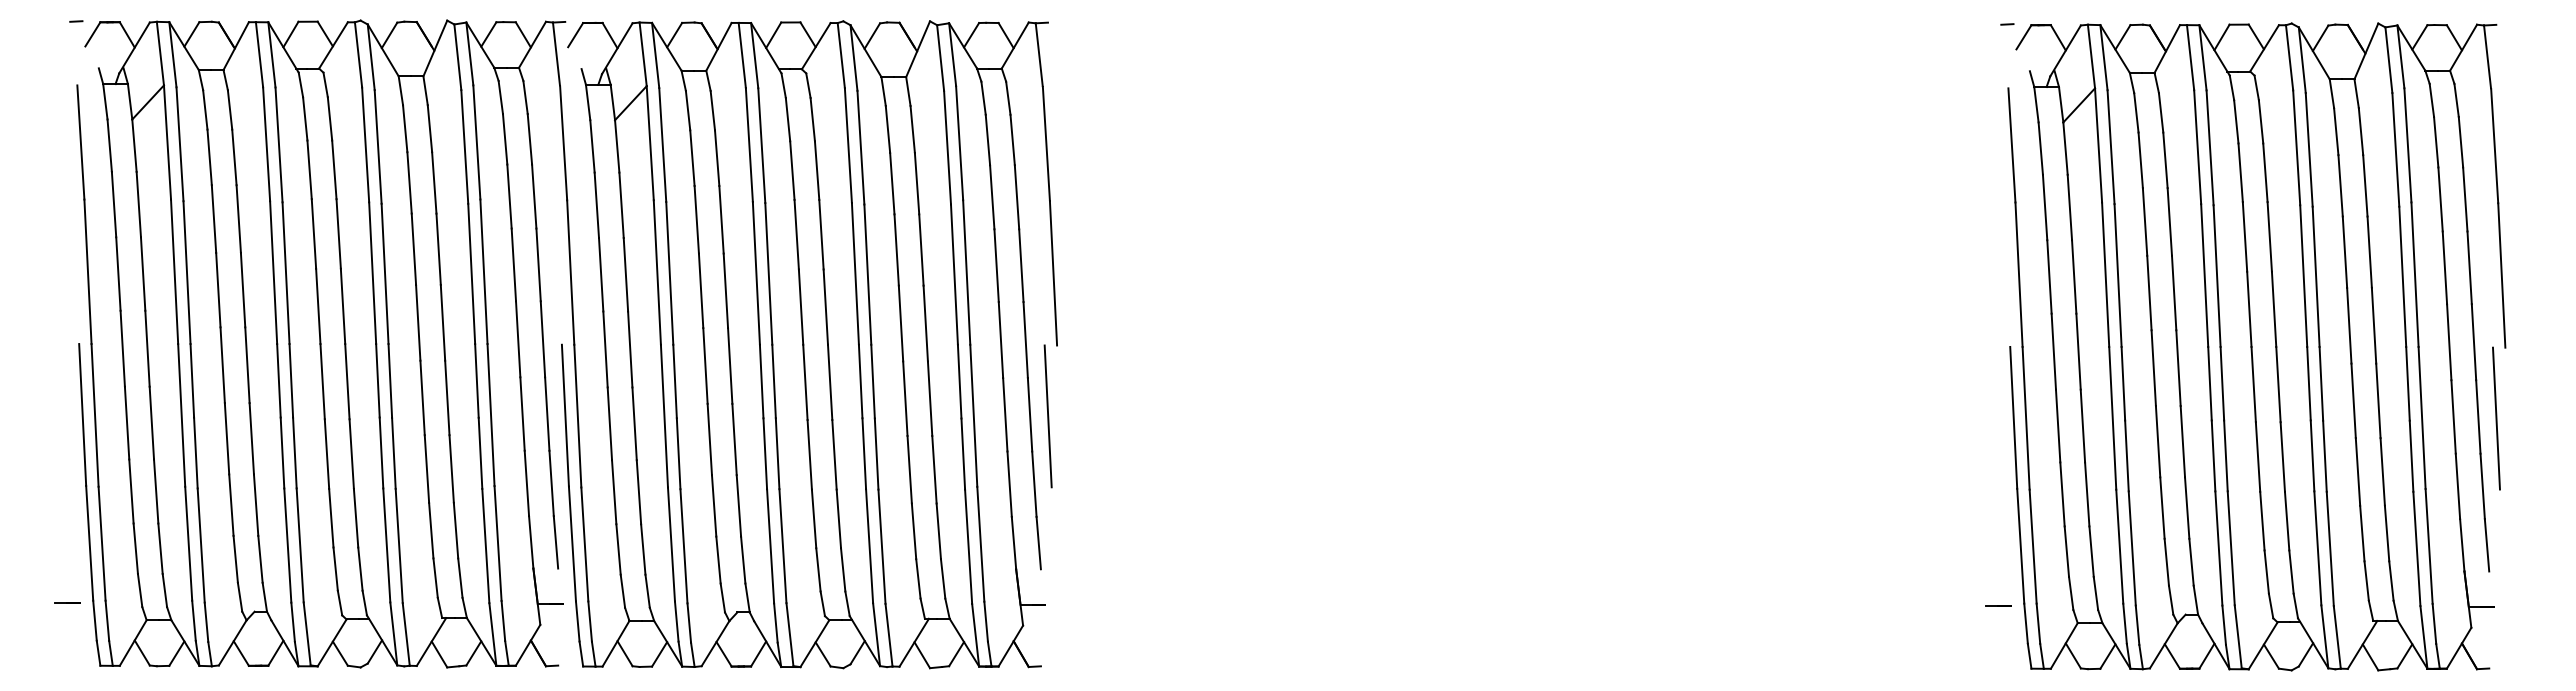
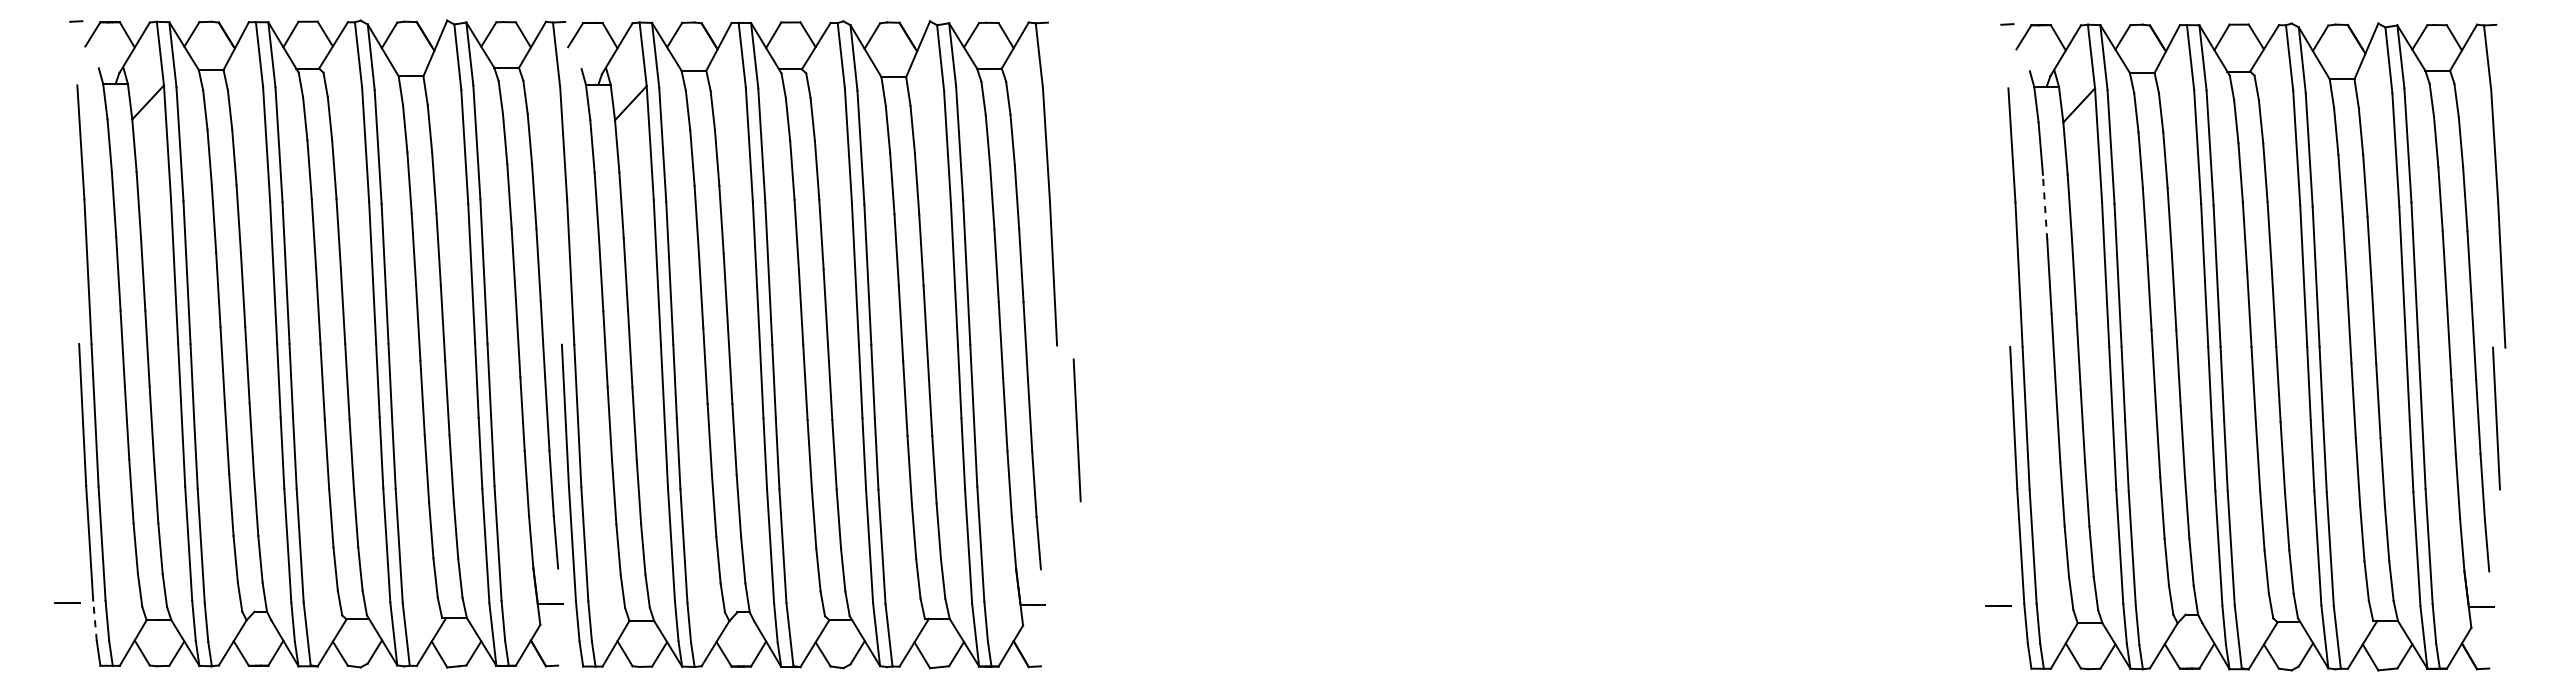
line: solid -> dashed (2045, 207)
line position: (1047, 416) -> (1076, 430) (1076, 430)
line: solid -> dashed (94, 620)
